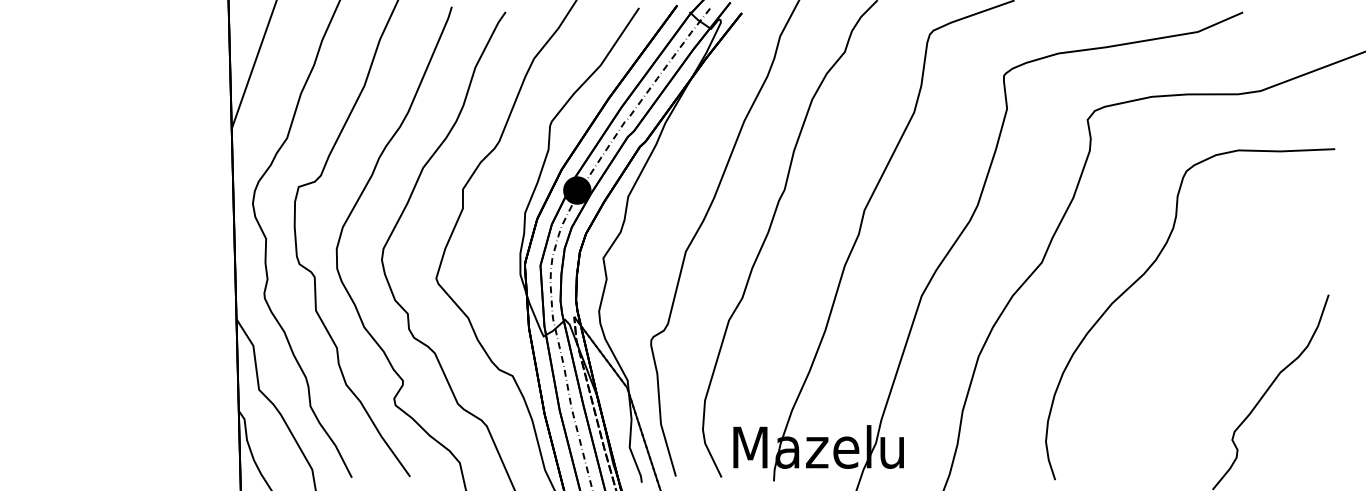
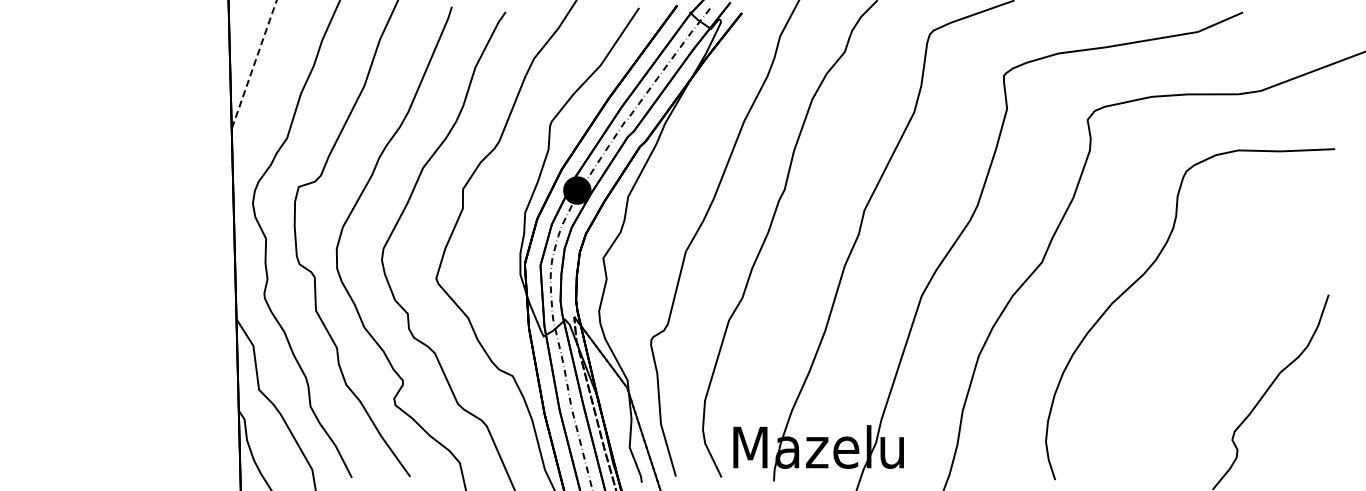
line: solid -> dashed (254, 64)
